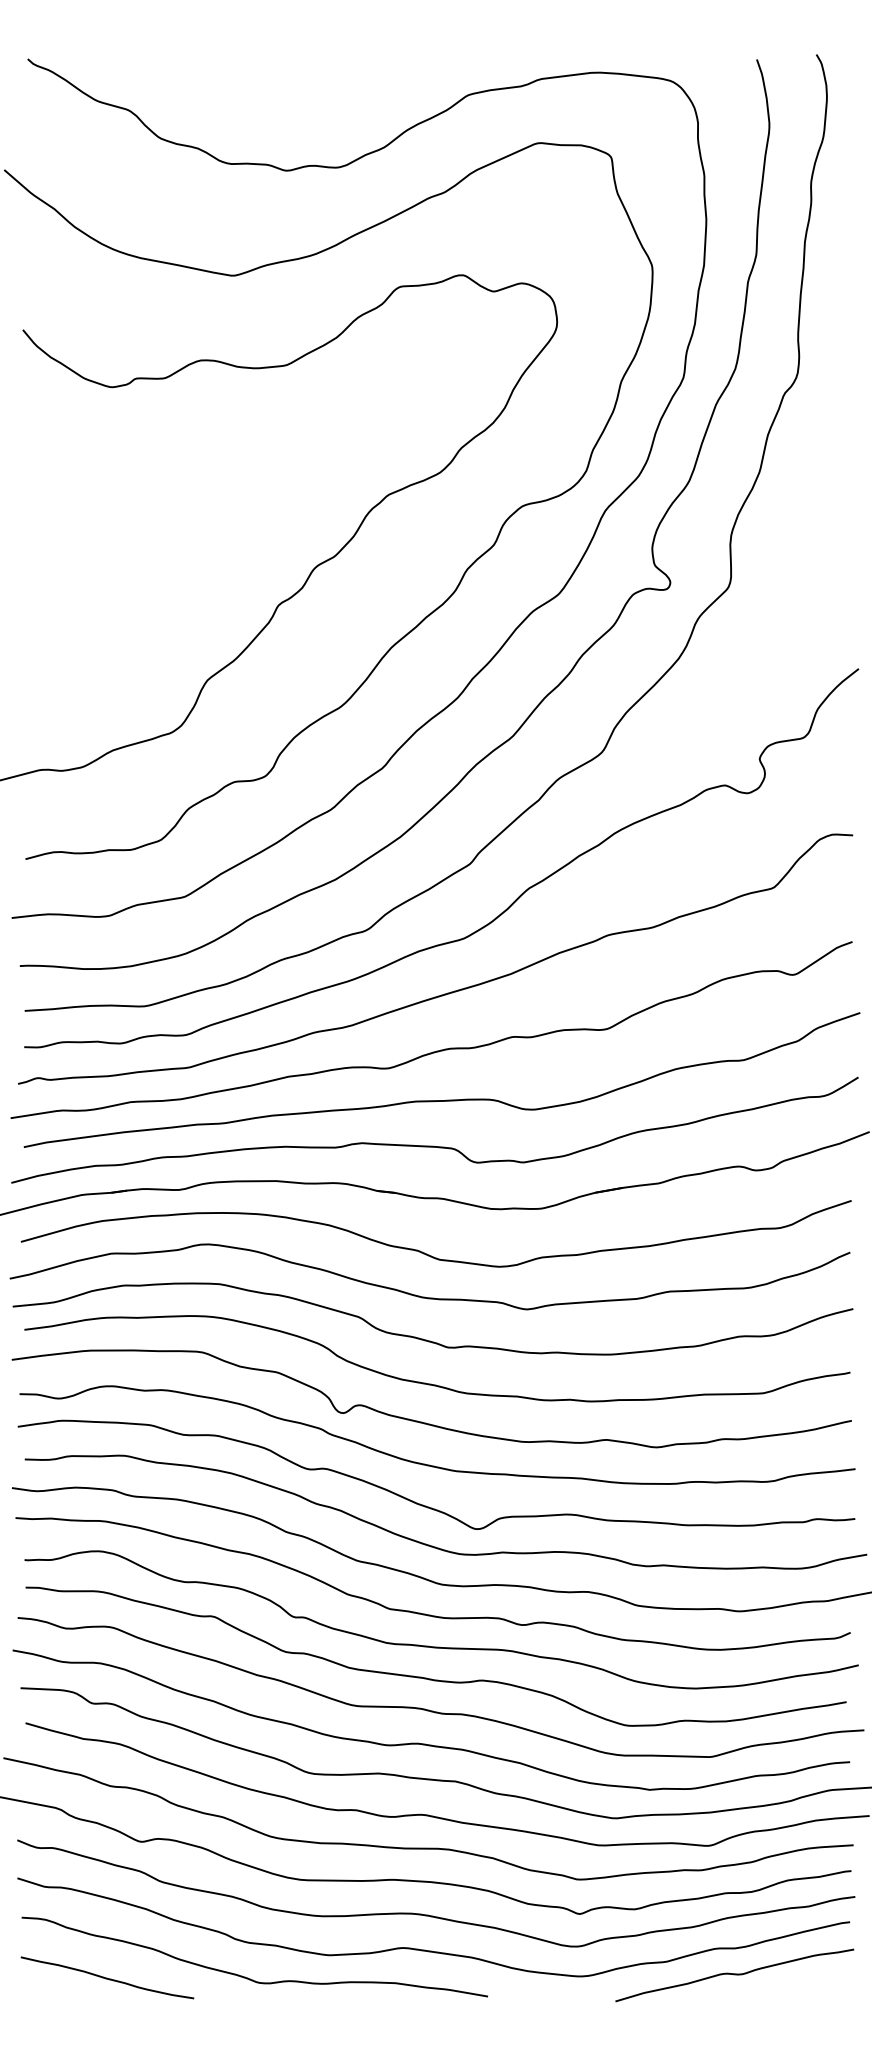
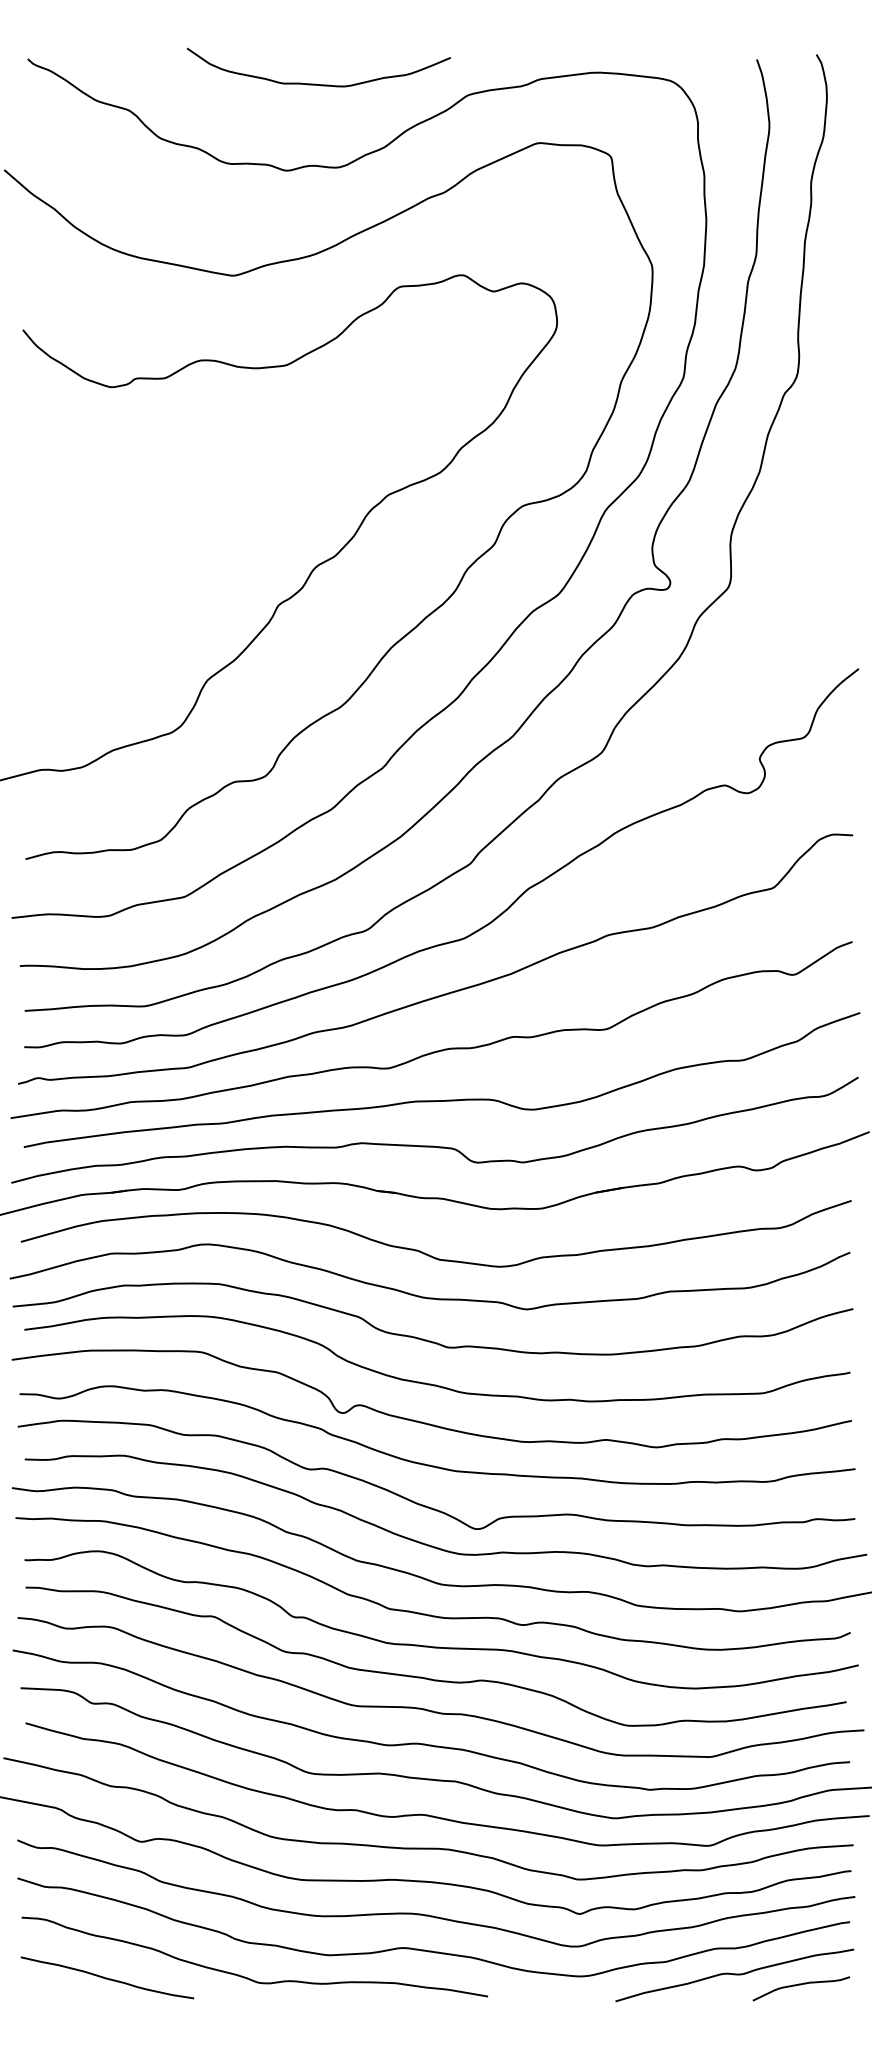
curve: none -> present (315, 83)
curve: none -> present (801, 1985)
